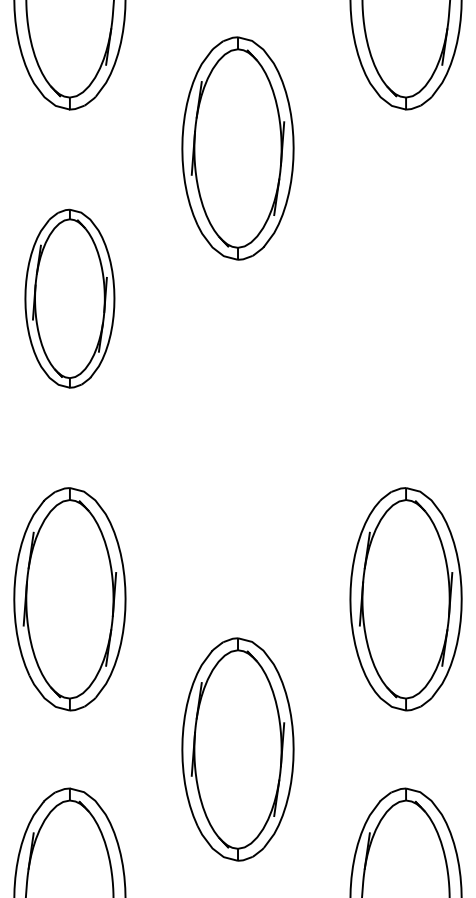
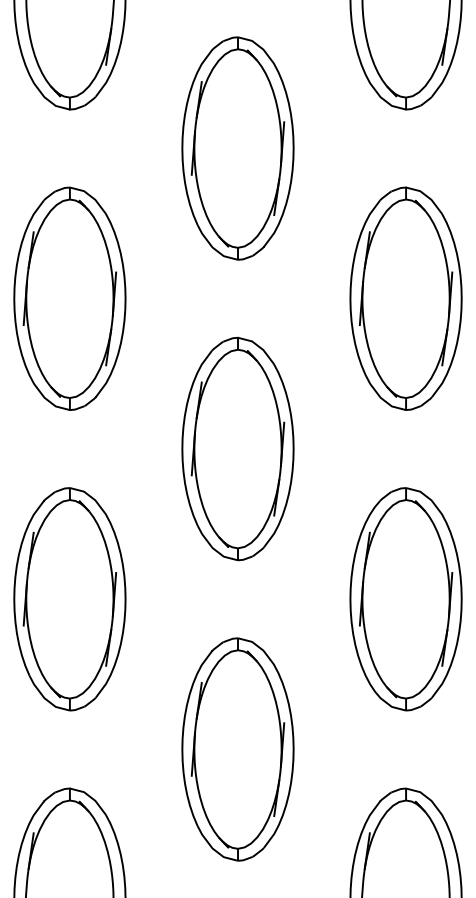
part size: 92x181 px -> 114x225 px (69, 298)
part: none -> present (405, 298)
part: none -> present (237, 448)
